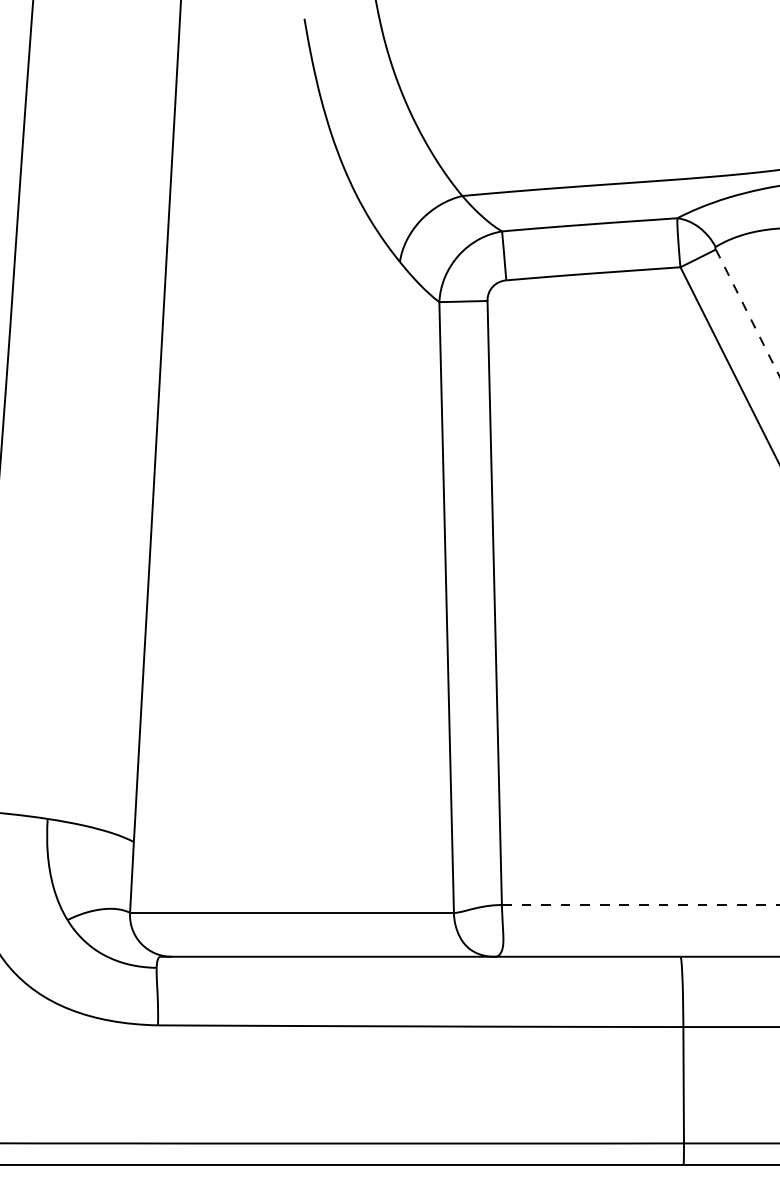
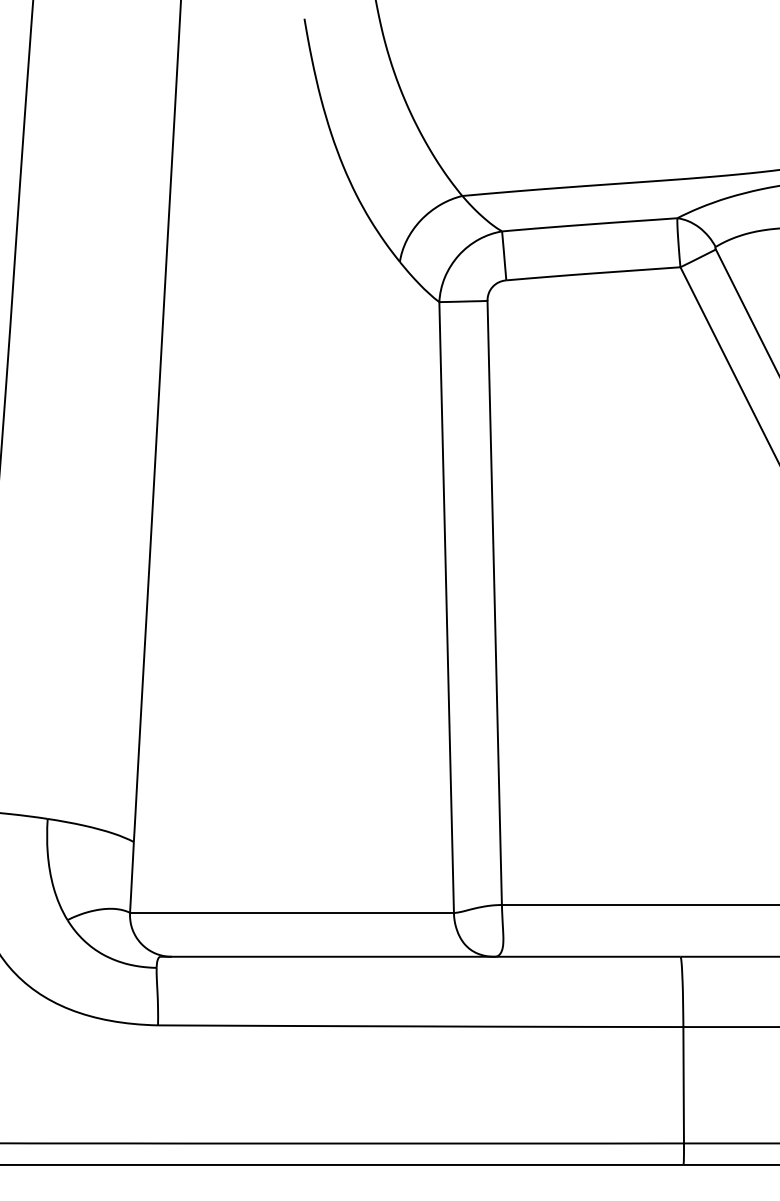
line: dashed -> solid (748, 313)
line: dashed -> solid (640, 904)
